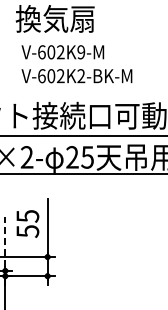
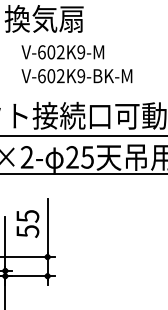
text position: (54, 18) -> (43, 18) (43, 18)
text: V-602K2-BK-M -> V-602K9-BK-M (81, 76)
line: dashed -> solid (5, 241)
